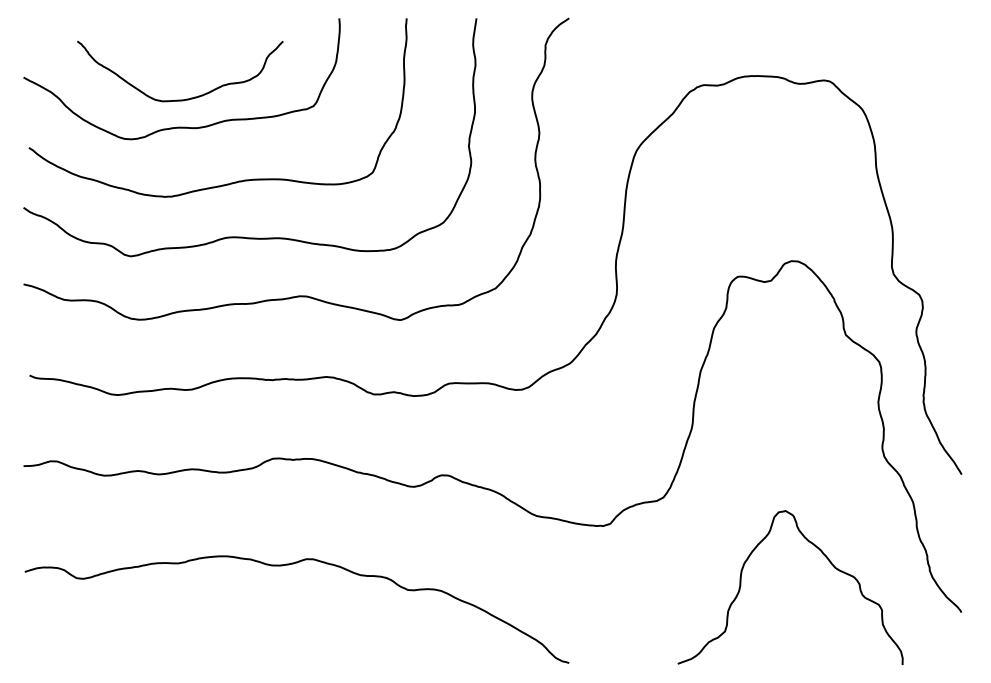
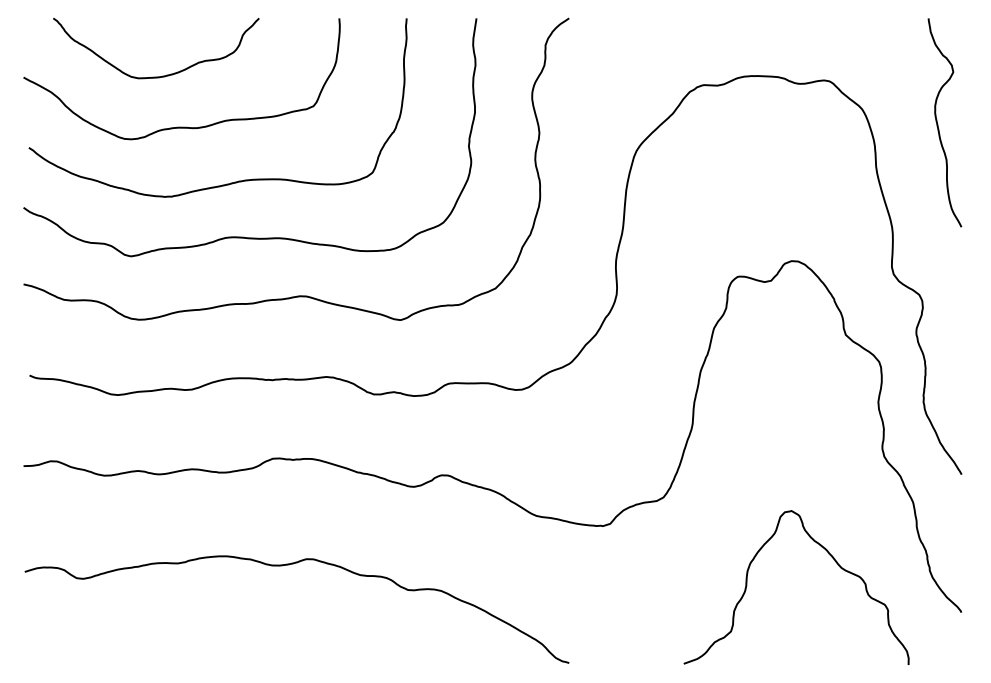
curve position: (186, 98) -> (162, 75) (162, 75)
curve: none -> present (938, 124)
curve position: (822, 554) -> (828, 554) (828, 554)
